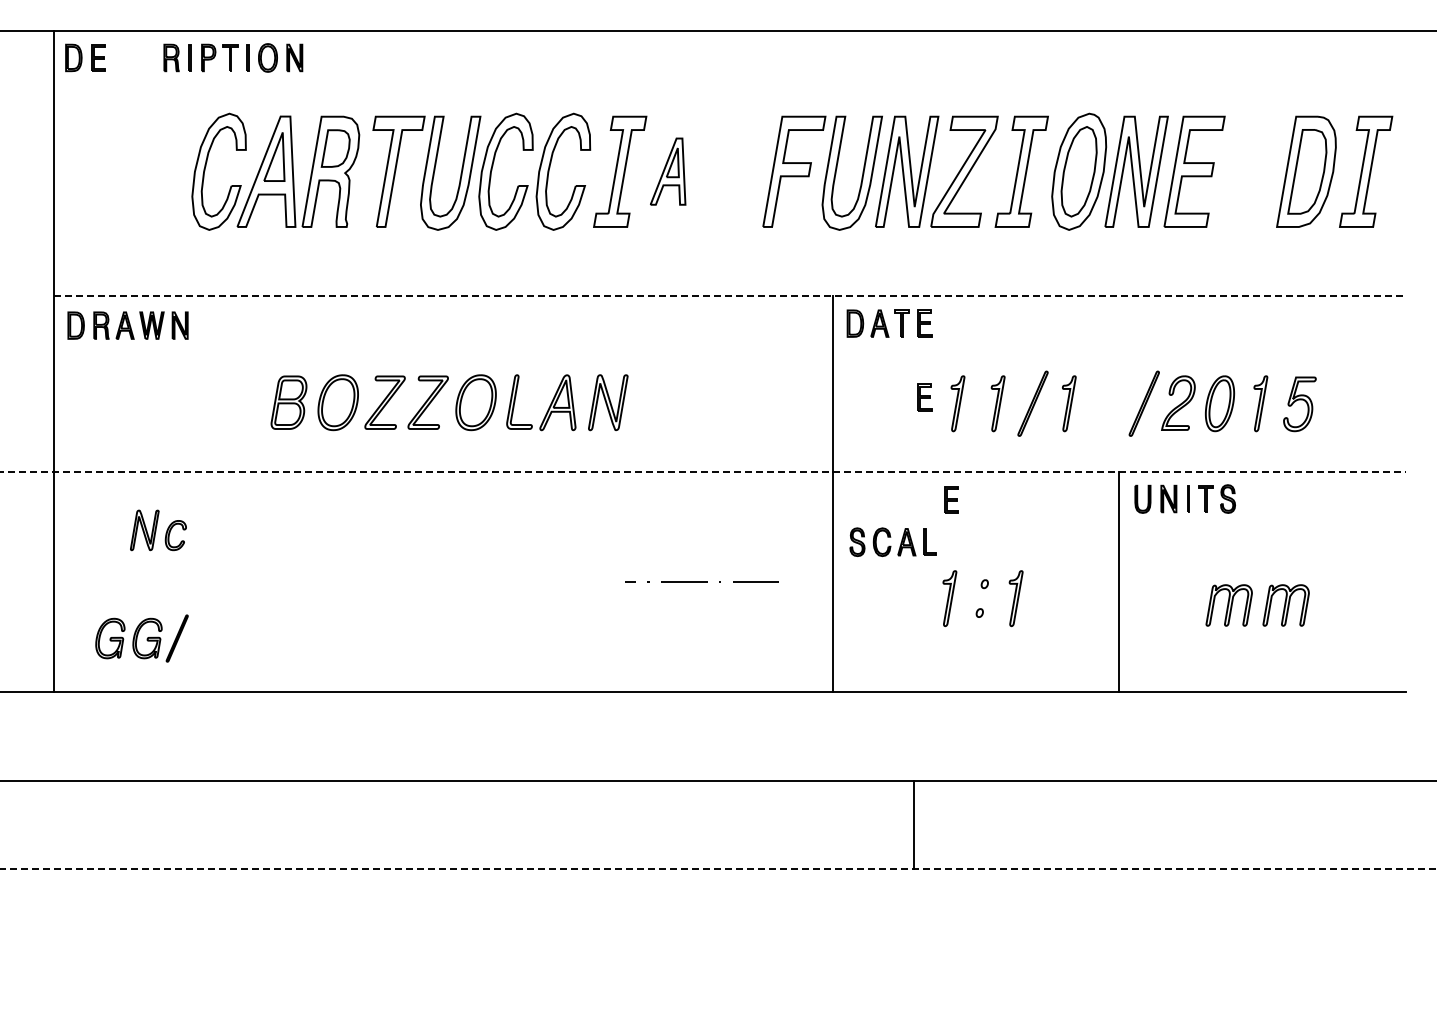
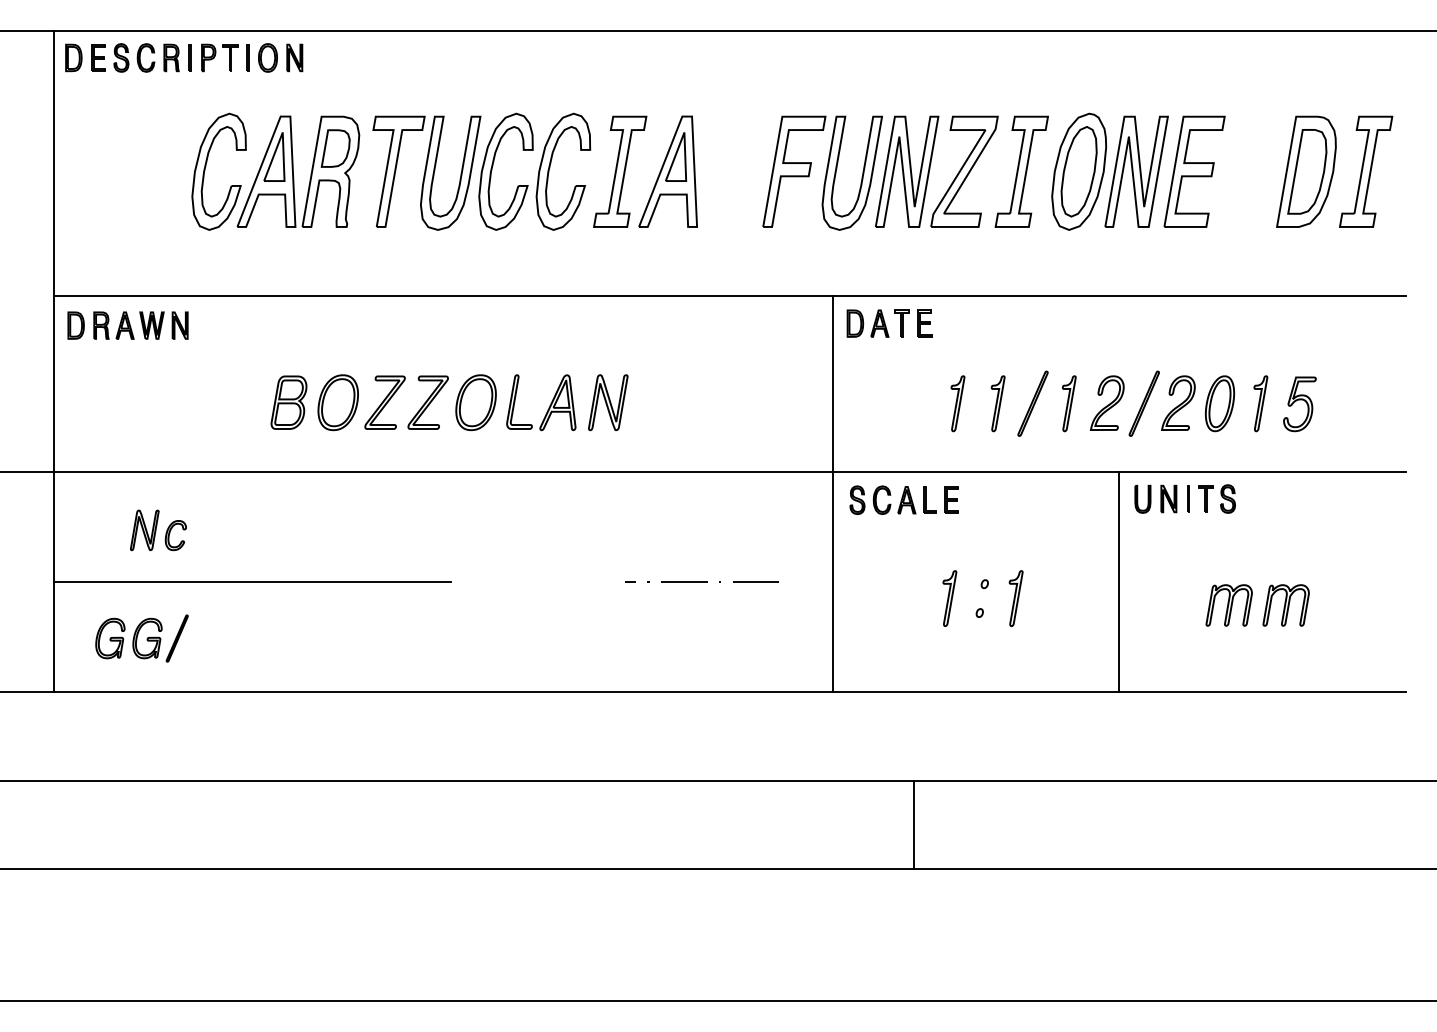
part: none -> present (134, 57)
part size: 37x69 px -> 60x113 px (667, 171)
line: dashed -> solid (730, 295)
part: present -> none (924, 397)
part: none -> present (1106, 402)
line: dashed -> solid (703, 471)
part position: (892, 541) -> (892, 499) (892, 499)
line: none -> present (252, 582)
line: dashed -> solid (718, 868)
line: none -> present (717, 1001)
